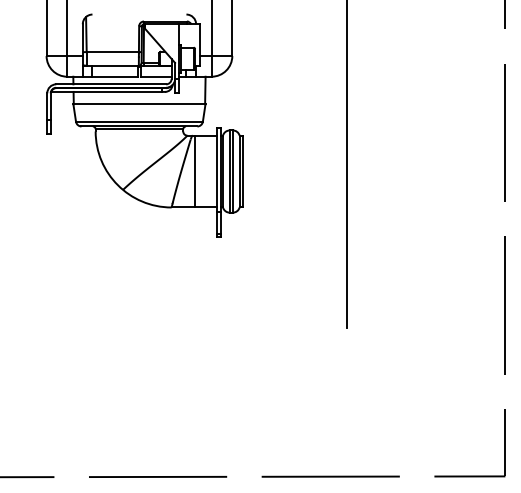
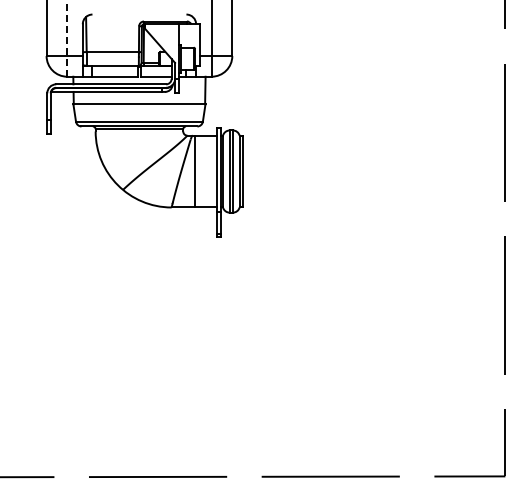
line: solid -> dashed (67, 38)
line: present -> none (347, 164)
